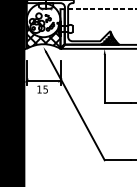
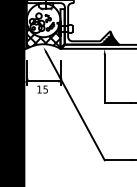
line: present -> none (100, 9)
